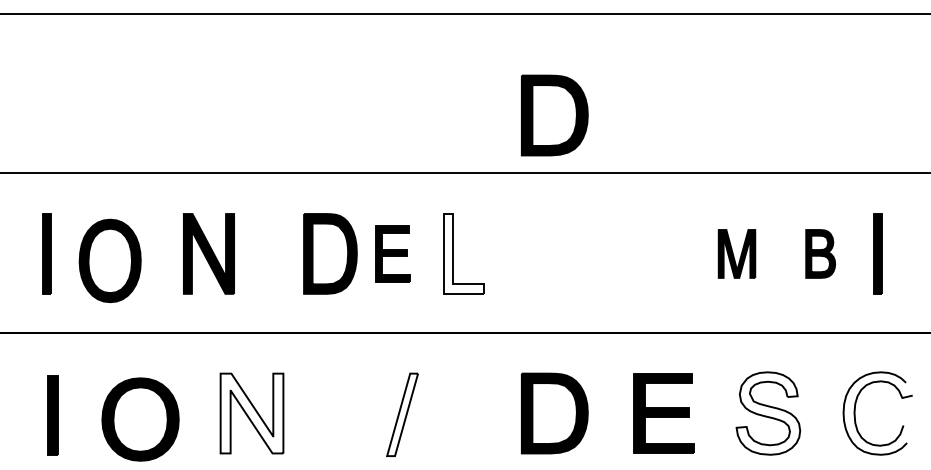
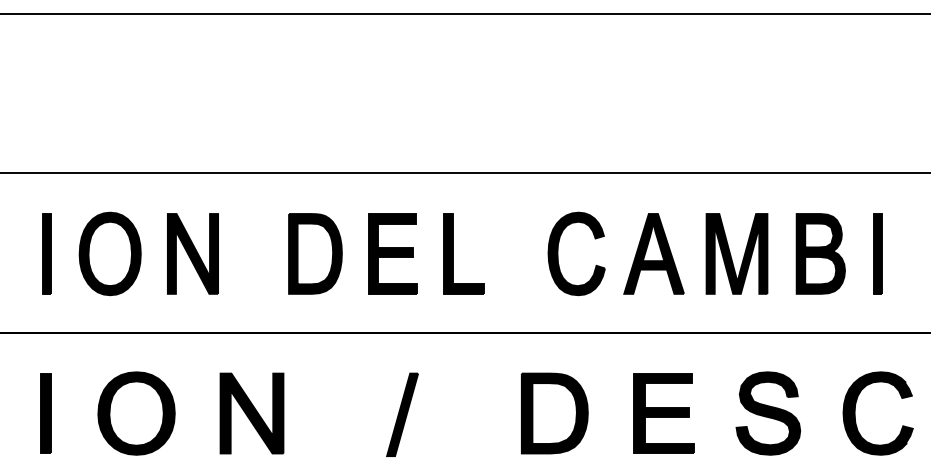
part: present -> none (554, 115)
part position: (208, 253) -> (192, 253) (192, 253)
part position: (330, 253) -> (315, 253) (315, 253)
part size: 36x58 px -> 50x82 px (392, 253)
fill: none -> present (464, 253)
part: none -> present (558, 253)
part: none -> present (653, 253)
part size: 40x50 px -> 64x82 px (736, 253)
part size: 31x50 px -> 51x82 px (820, 253)
part position: (109, 260) -> (109, 253) (109, 253)
fill: none -> present (251, 413)
fill: none -> present (768, 413)
fill: none -> present (878, 413)
fill: none -> present (402, 414)
part position: (52, 415) -> (45, 413) (45, 413)
part position: (140, 419) -> (136, 413) (136, 413)
